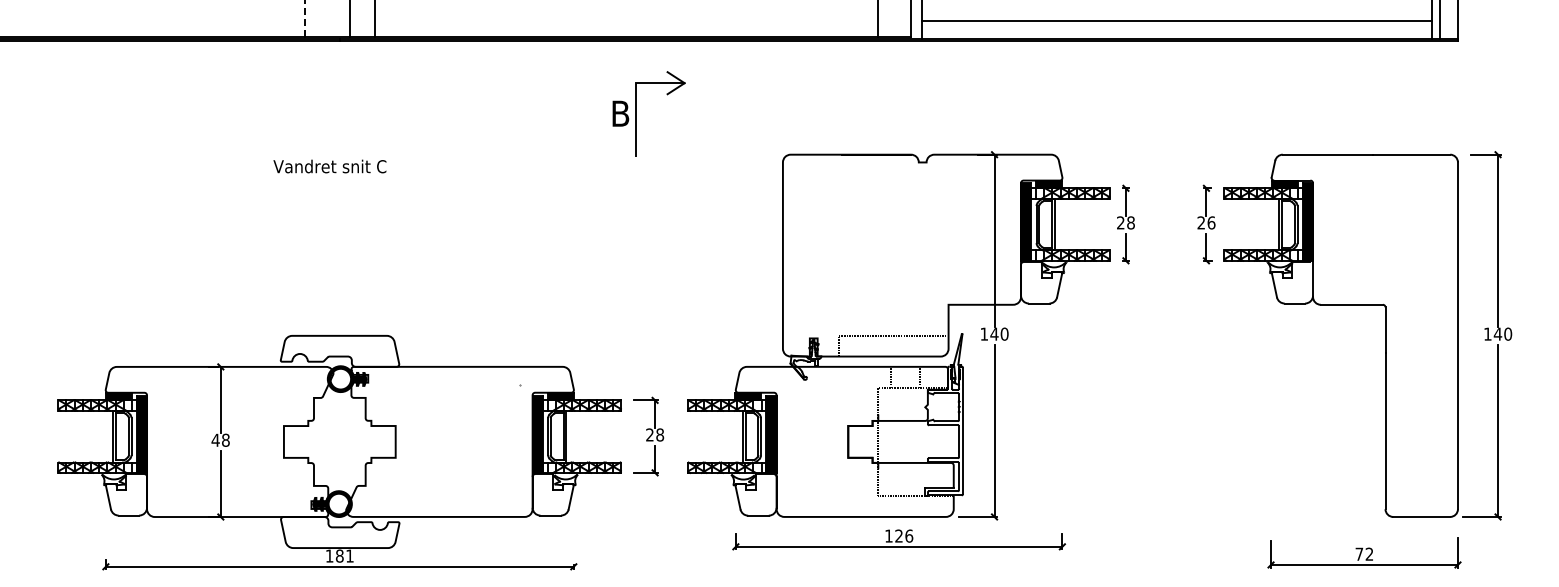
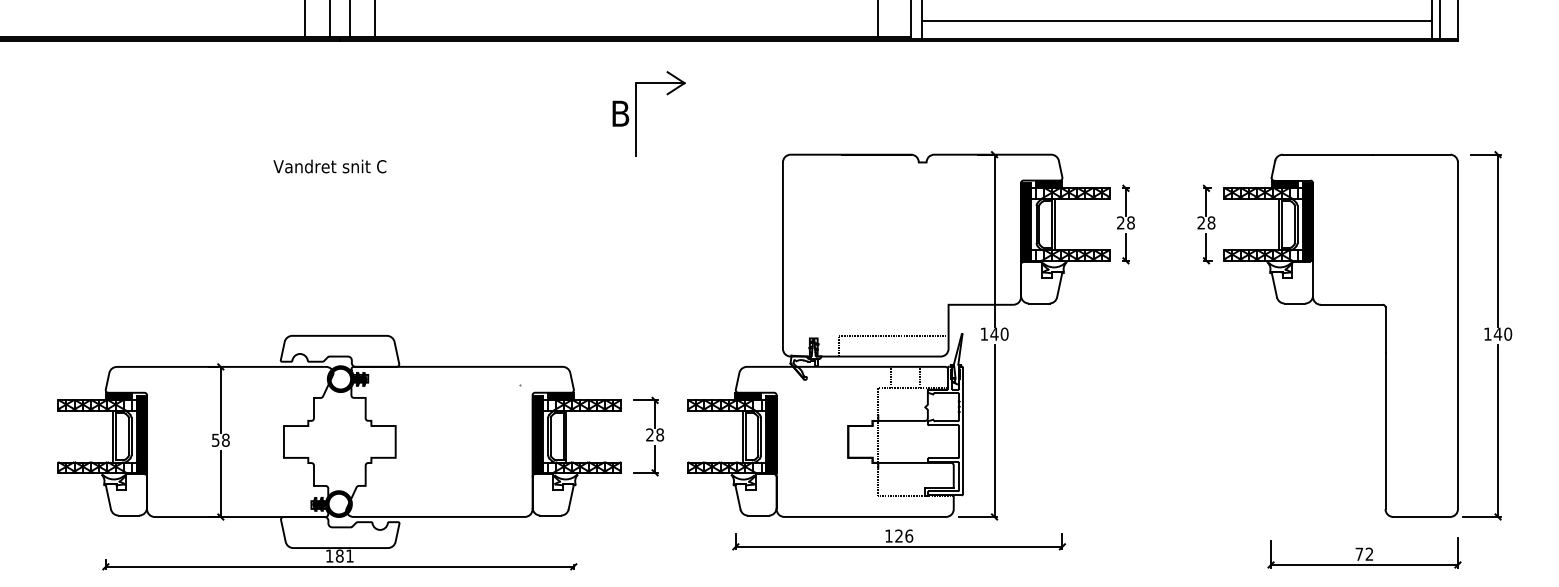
line: dashed -> solid (305, 18)
line: none -> present (329, 19)
text: 26 -> 28 (1211, 222)
text: 48 -> 58 (215, 439)
